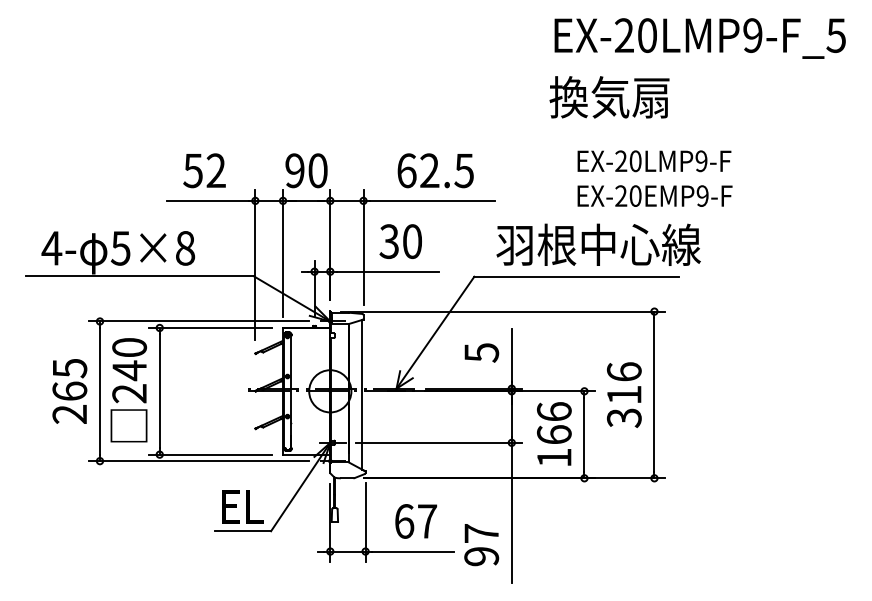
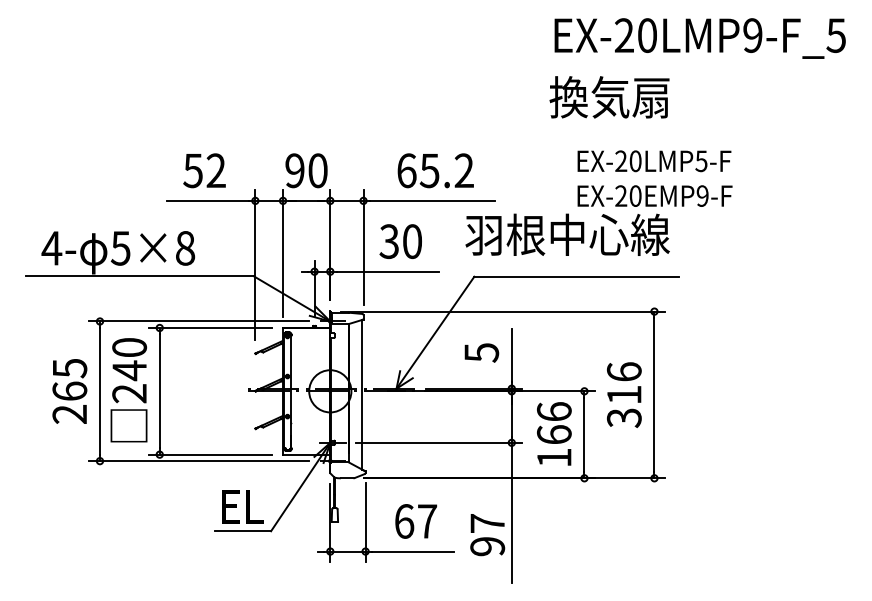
text: EX-20LMP9-F -> EX-20LMP5-F (701, 161)
text: 62.5 -> 65.2 (446, 170)
text position: (598, 244) -> (567, 234) (567, 234)
text position: (481, 545) -> (487, 535) (487, 535)
